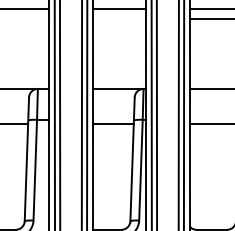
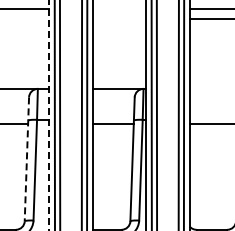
line: present -> none (119, 8)
line: present -> none (210, 88)
line: solid -> dashed (49, 116)
line: solid -> dashed (26, 159)
